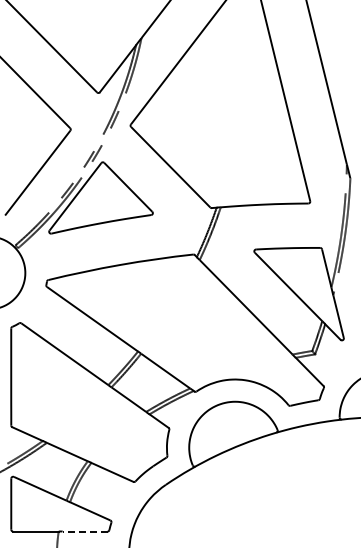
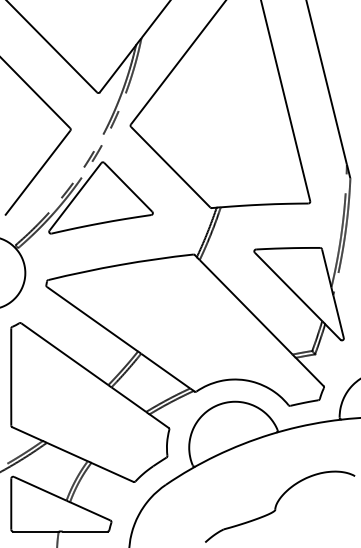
part: none -> present (280, 506)
line: dashed -> solid (84, 531)
